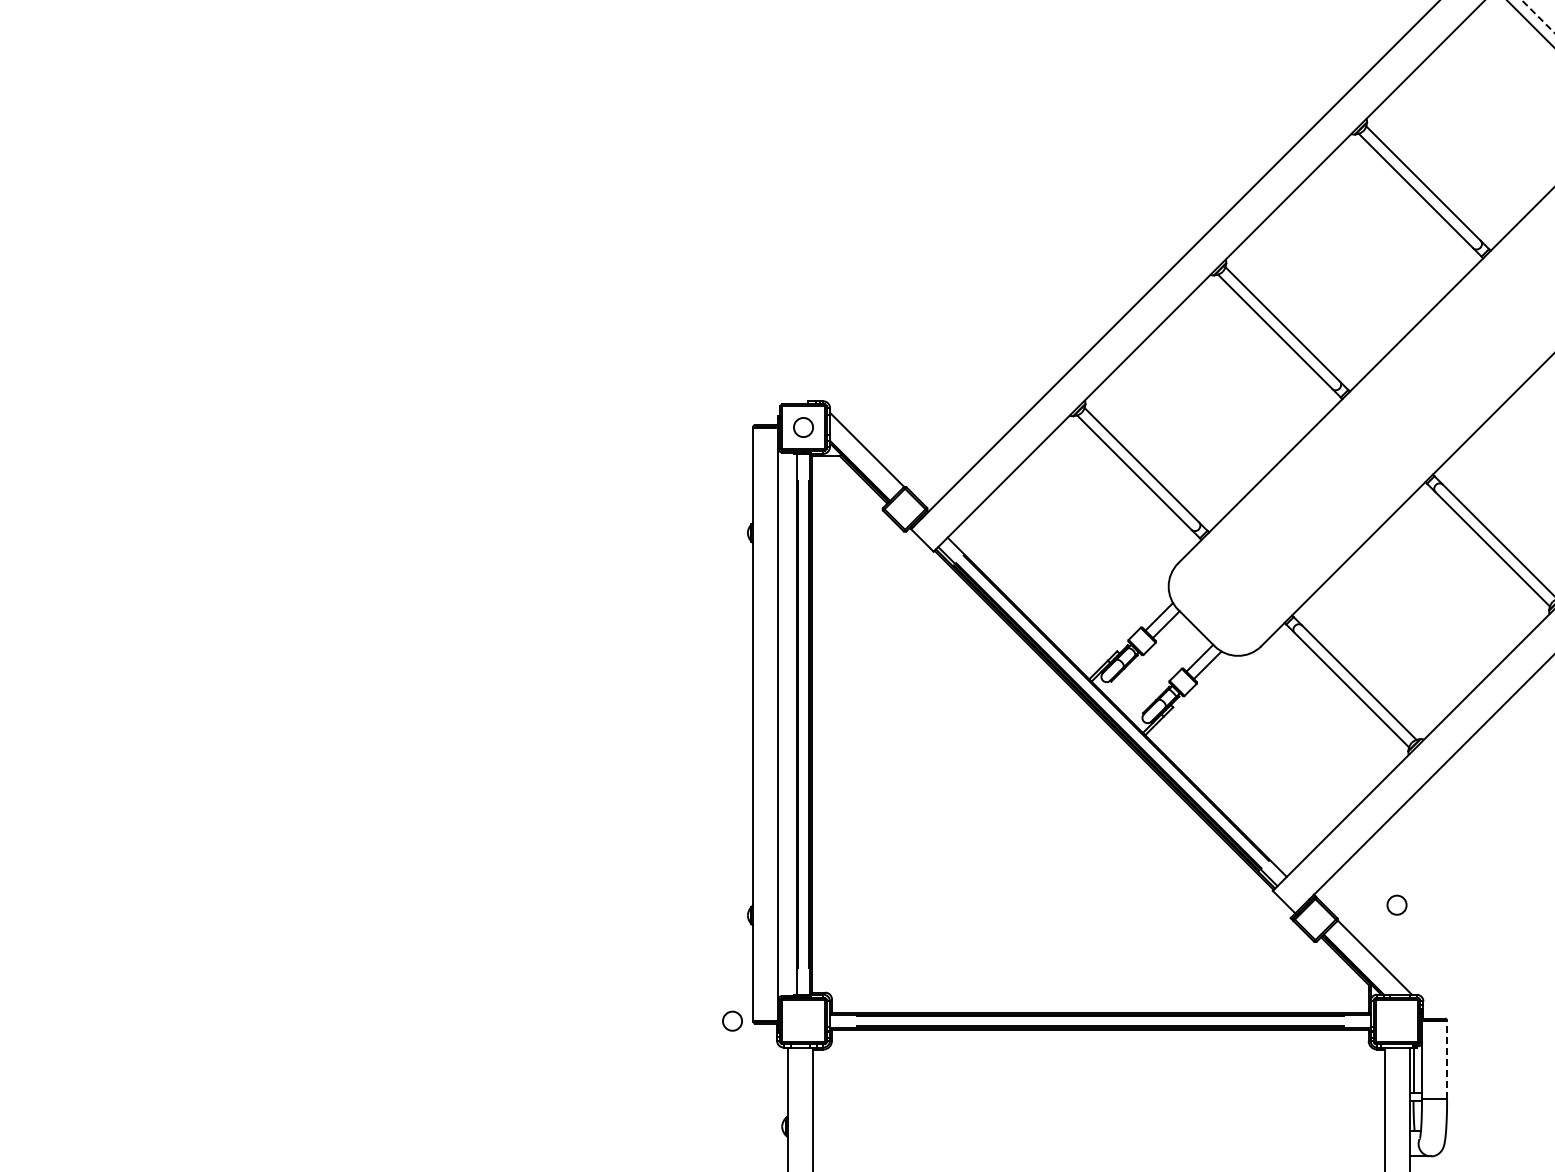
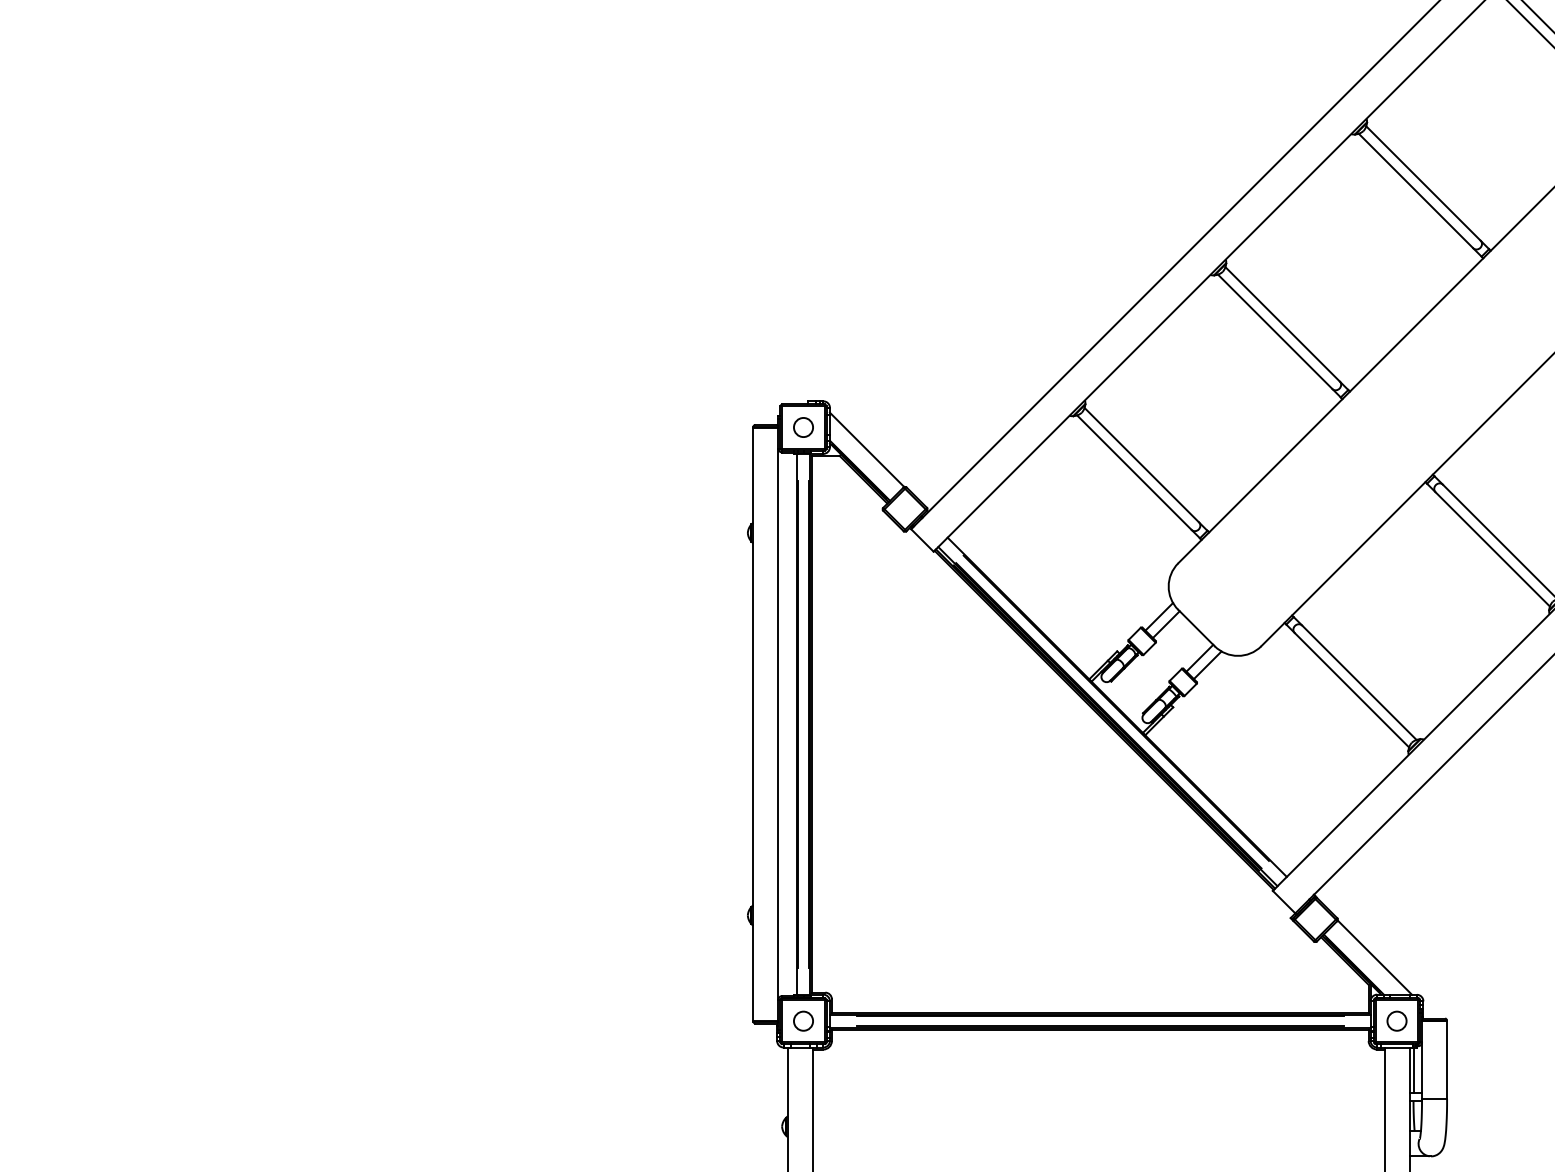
line: dashed -> solid (1538, 16)
circle position: (1396, 904) -> (1396, 1020) (1396, 1020)
circle position: (732, 1020) -> (803, 1020) (803, 1020)
line: dashed -> solid (1447, 1060)
